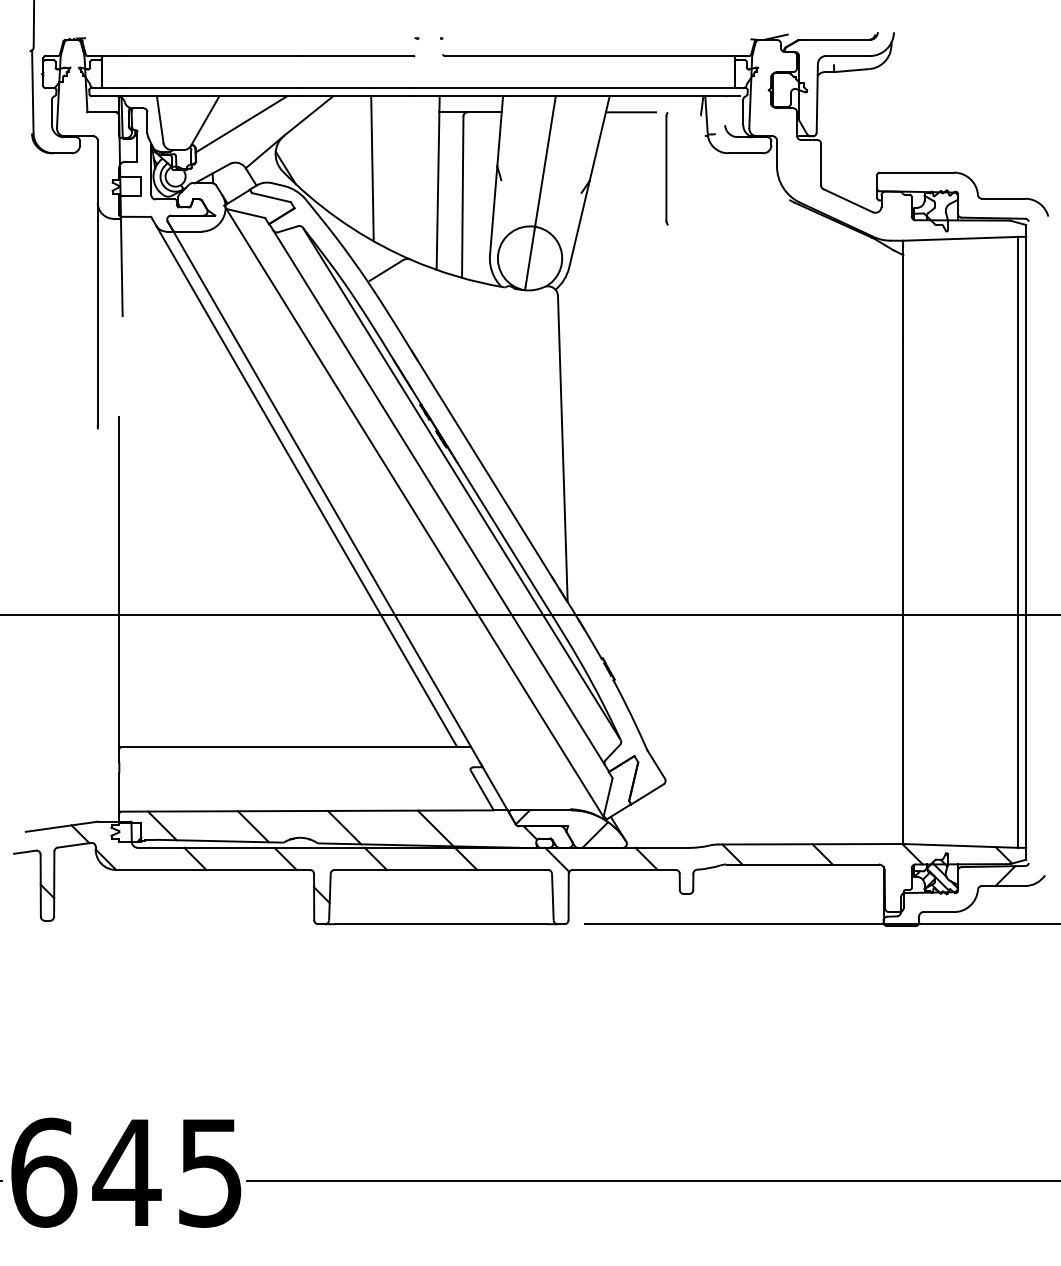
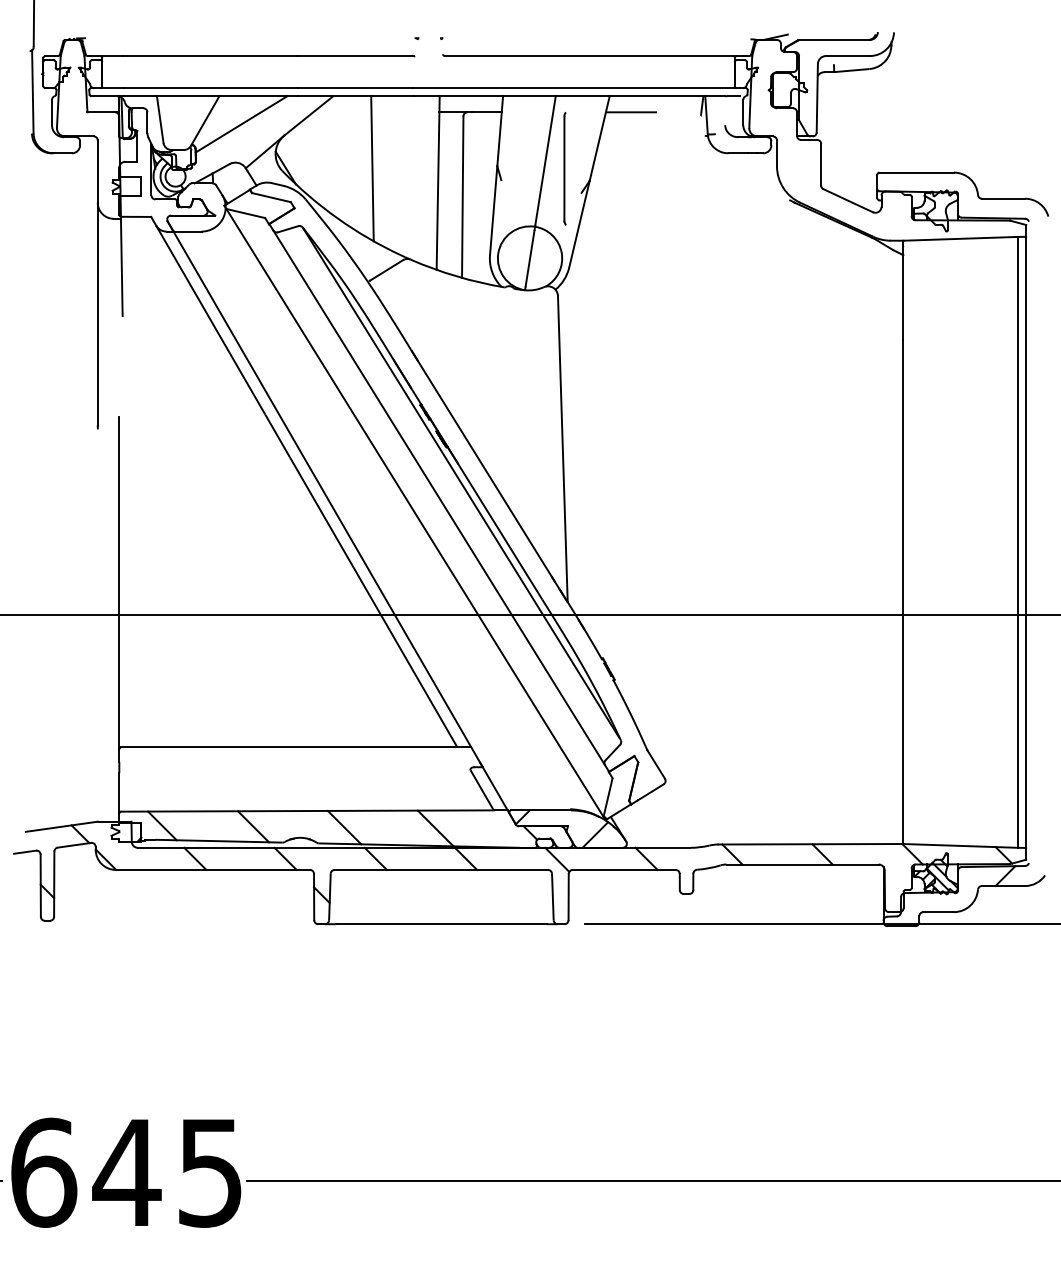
line position: (666, 168) -> (564, 168) (564, 168)
